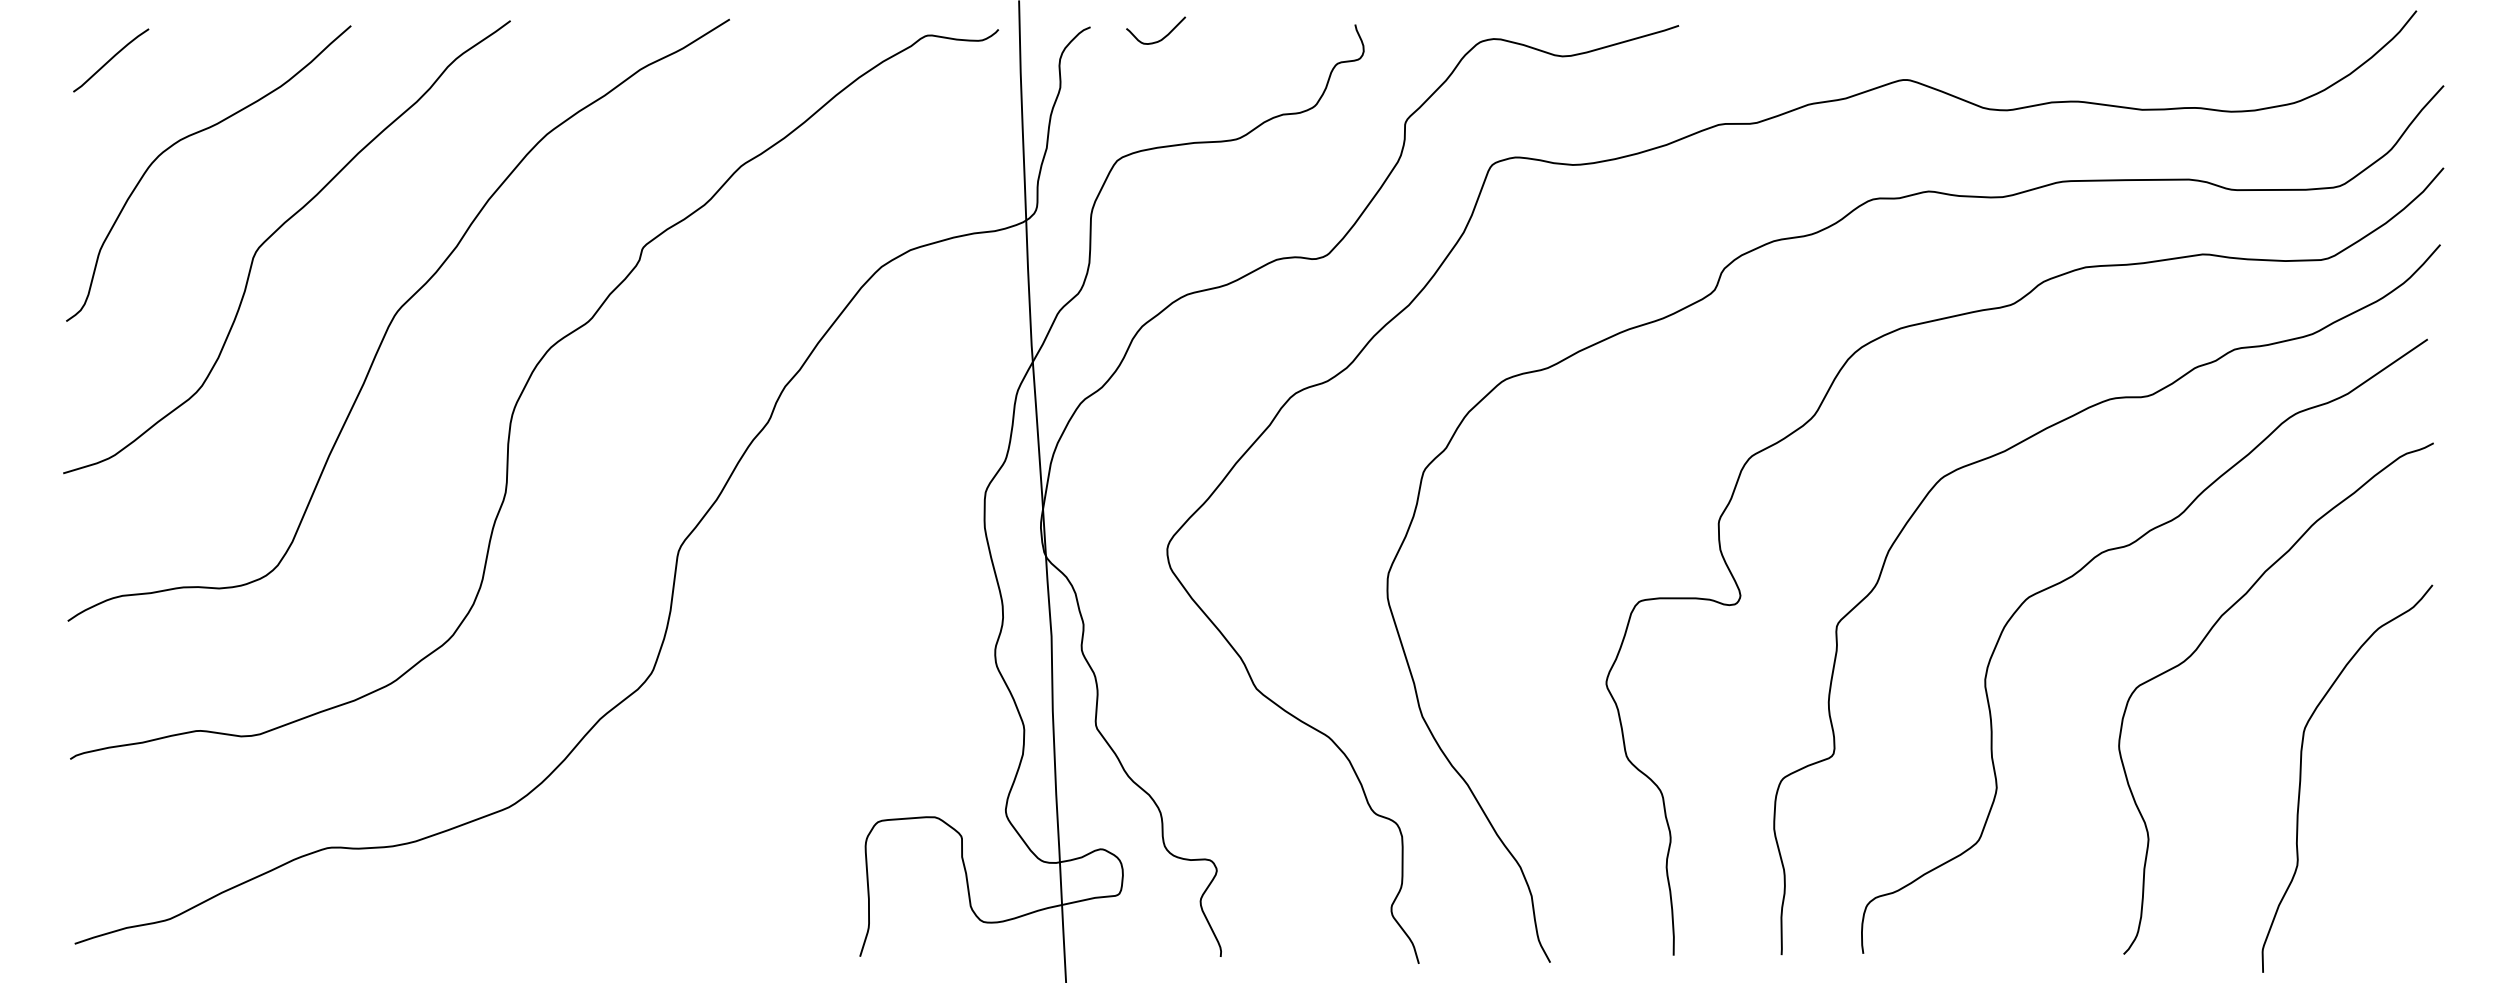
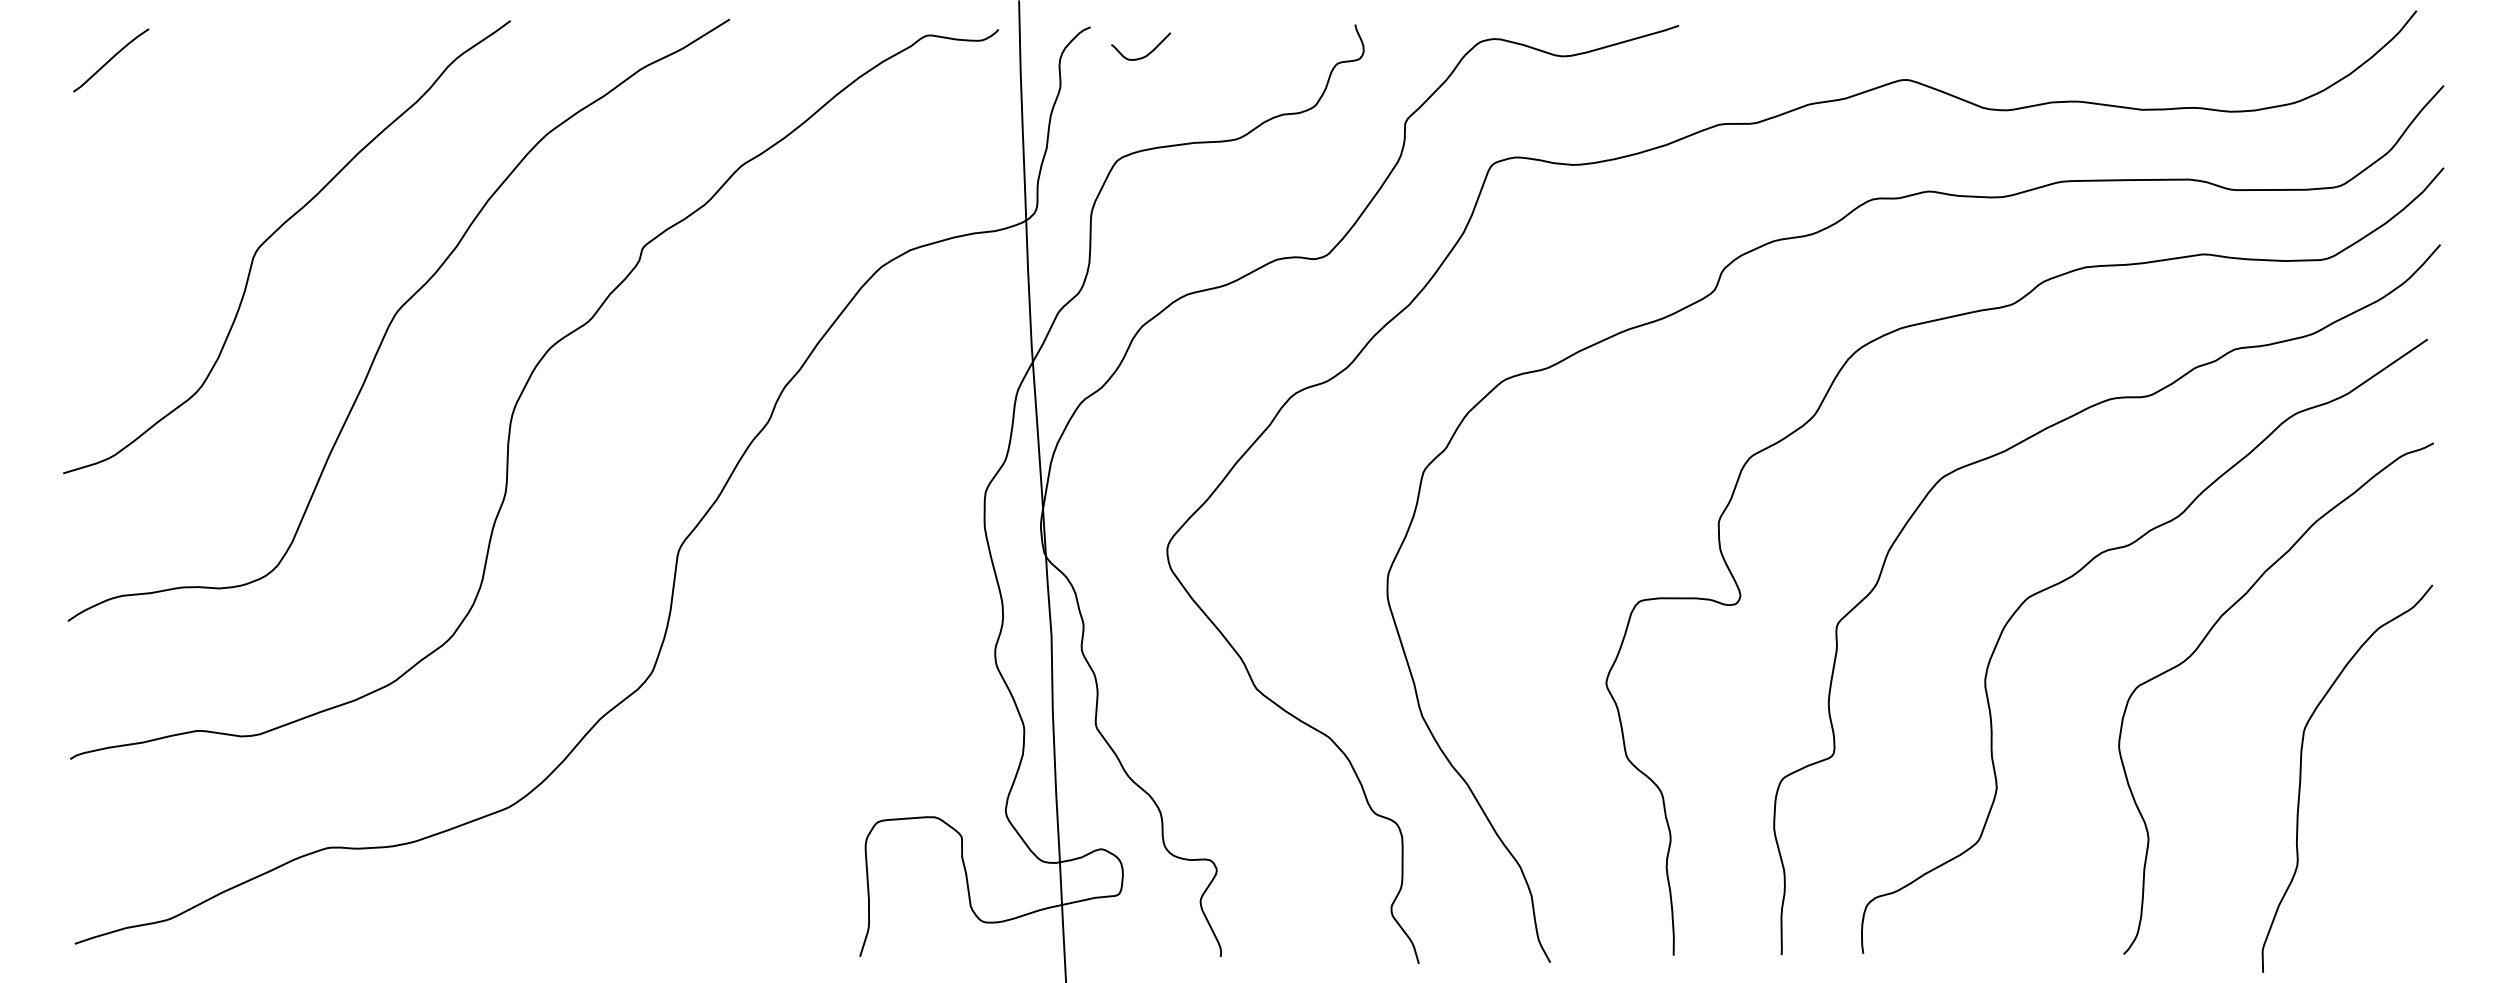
curve position: (1161, 38) -> (1146, 54) (1146, 54)
curve: present -> none (195, 134)
